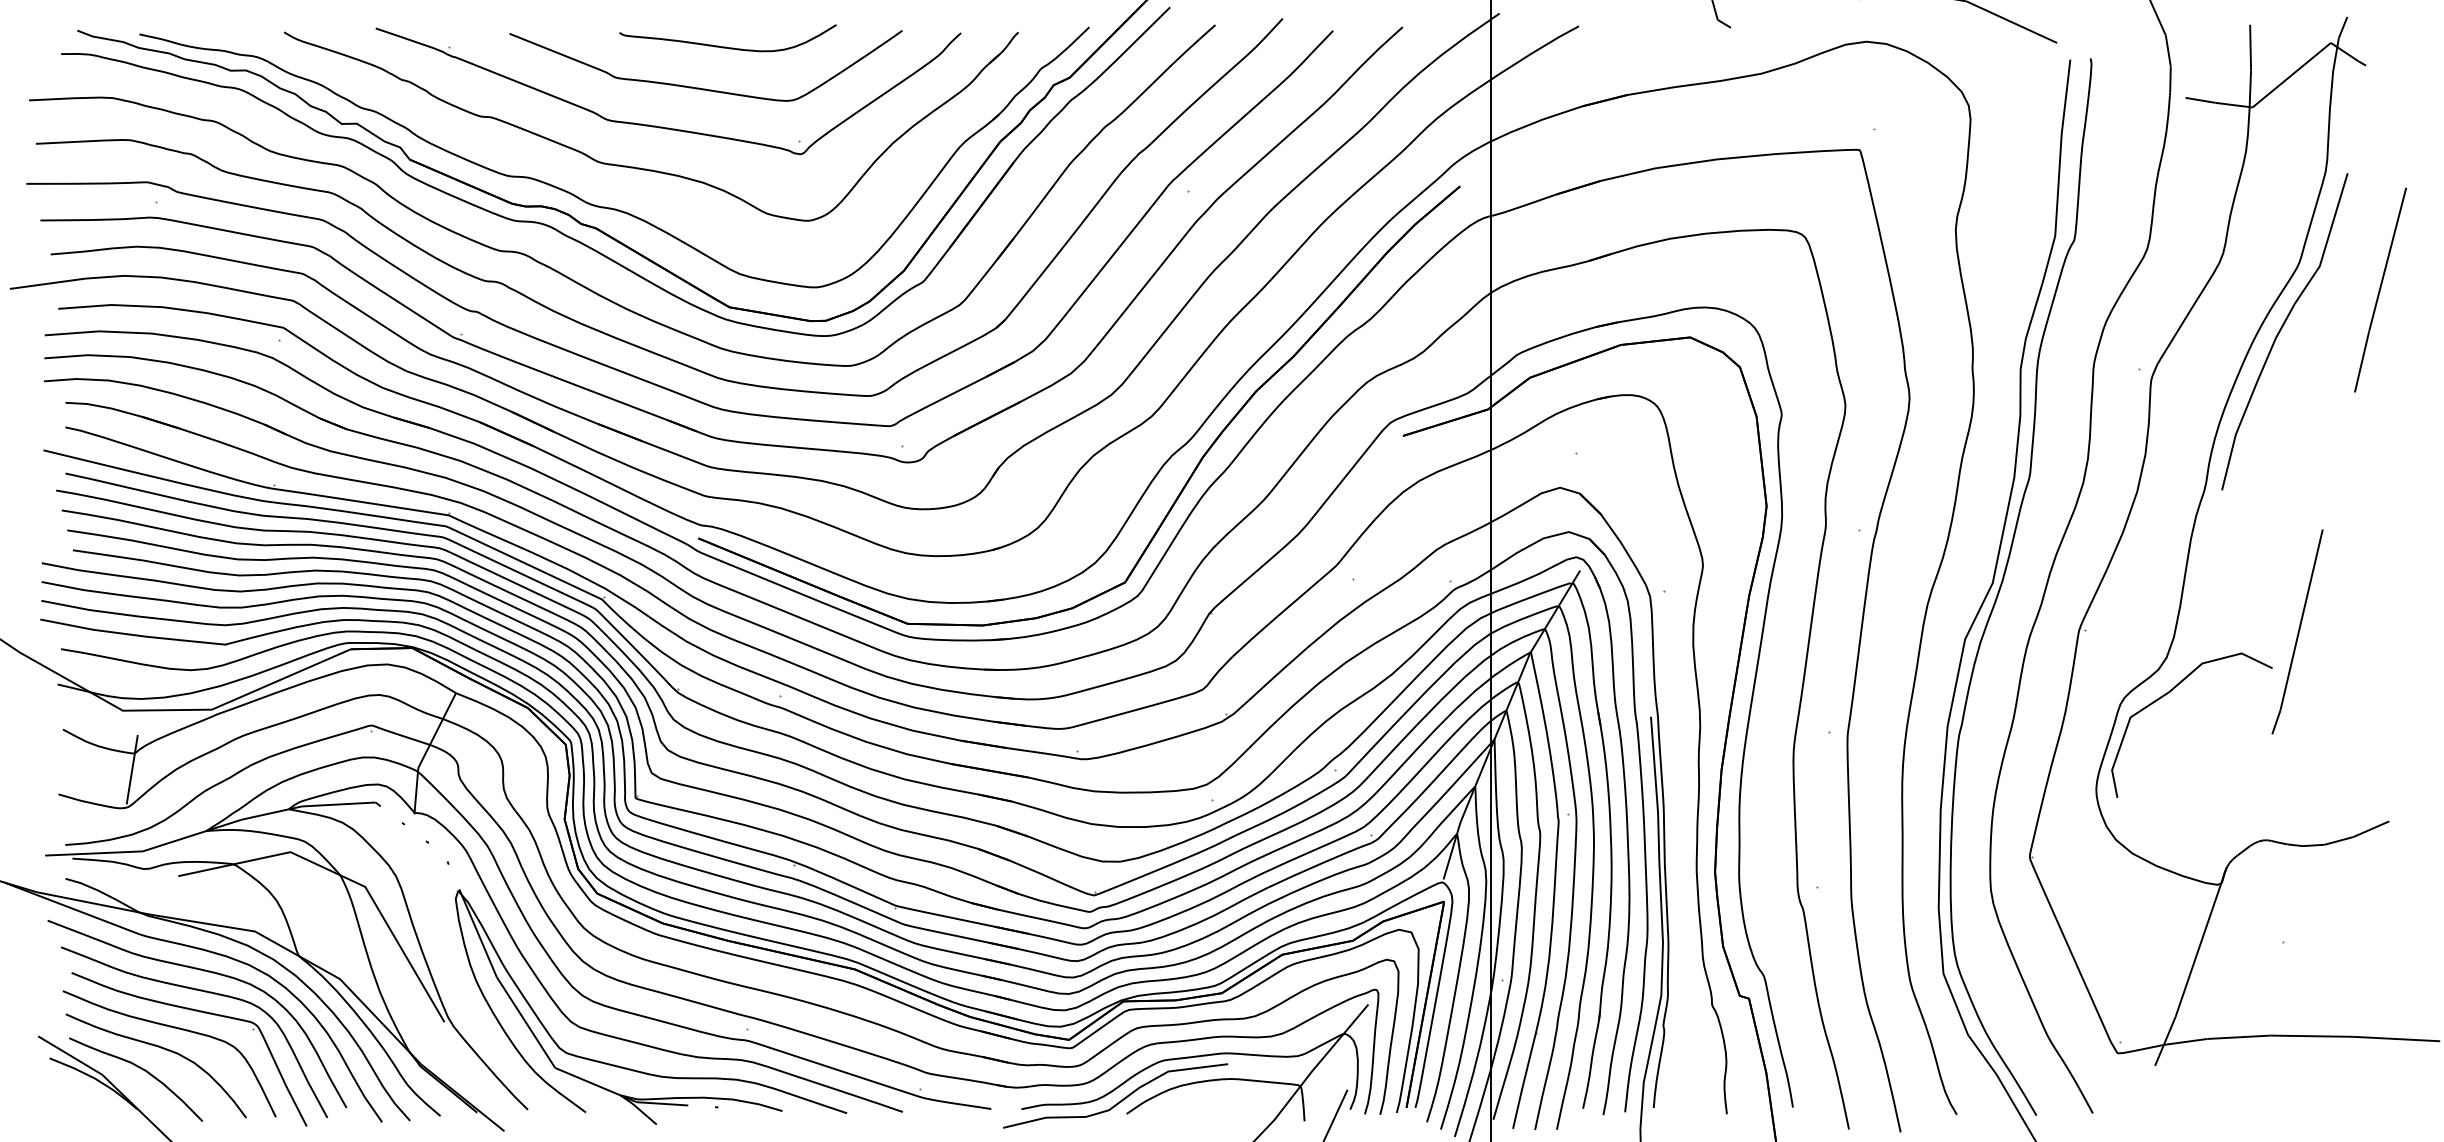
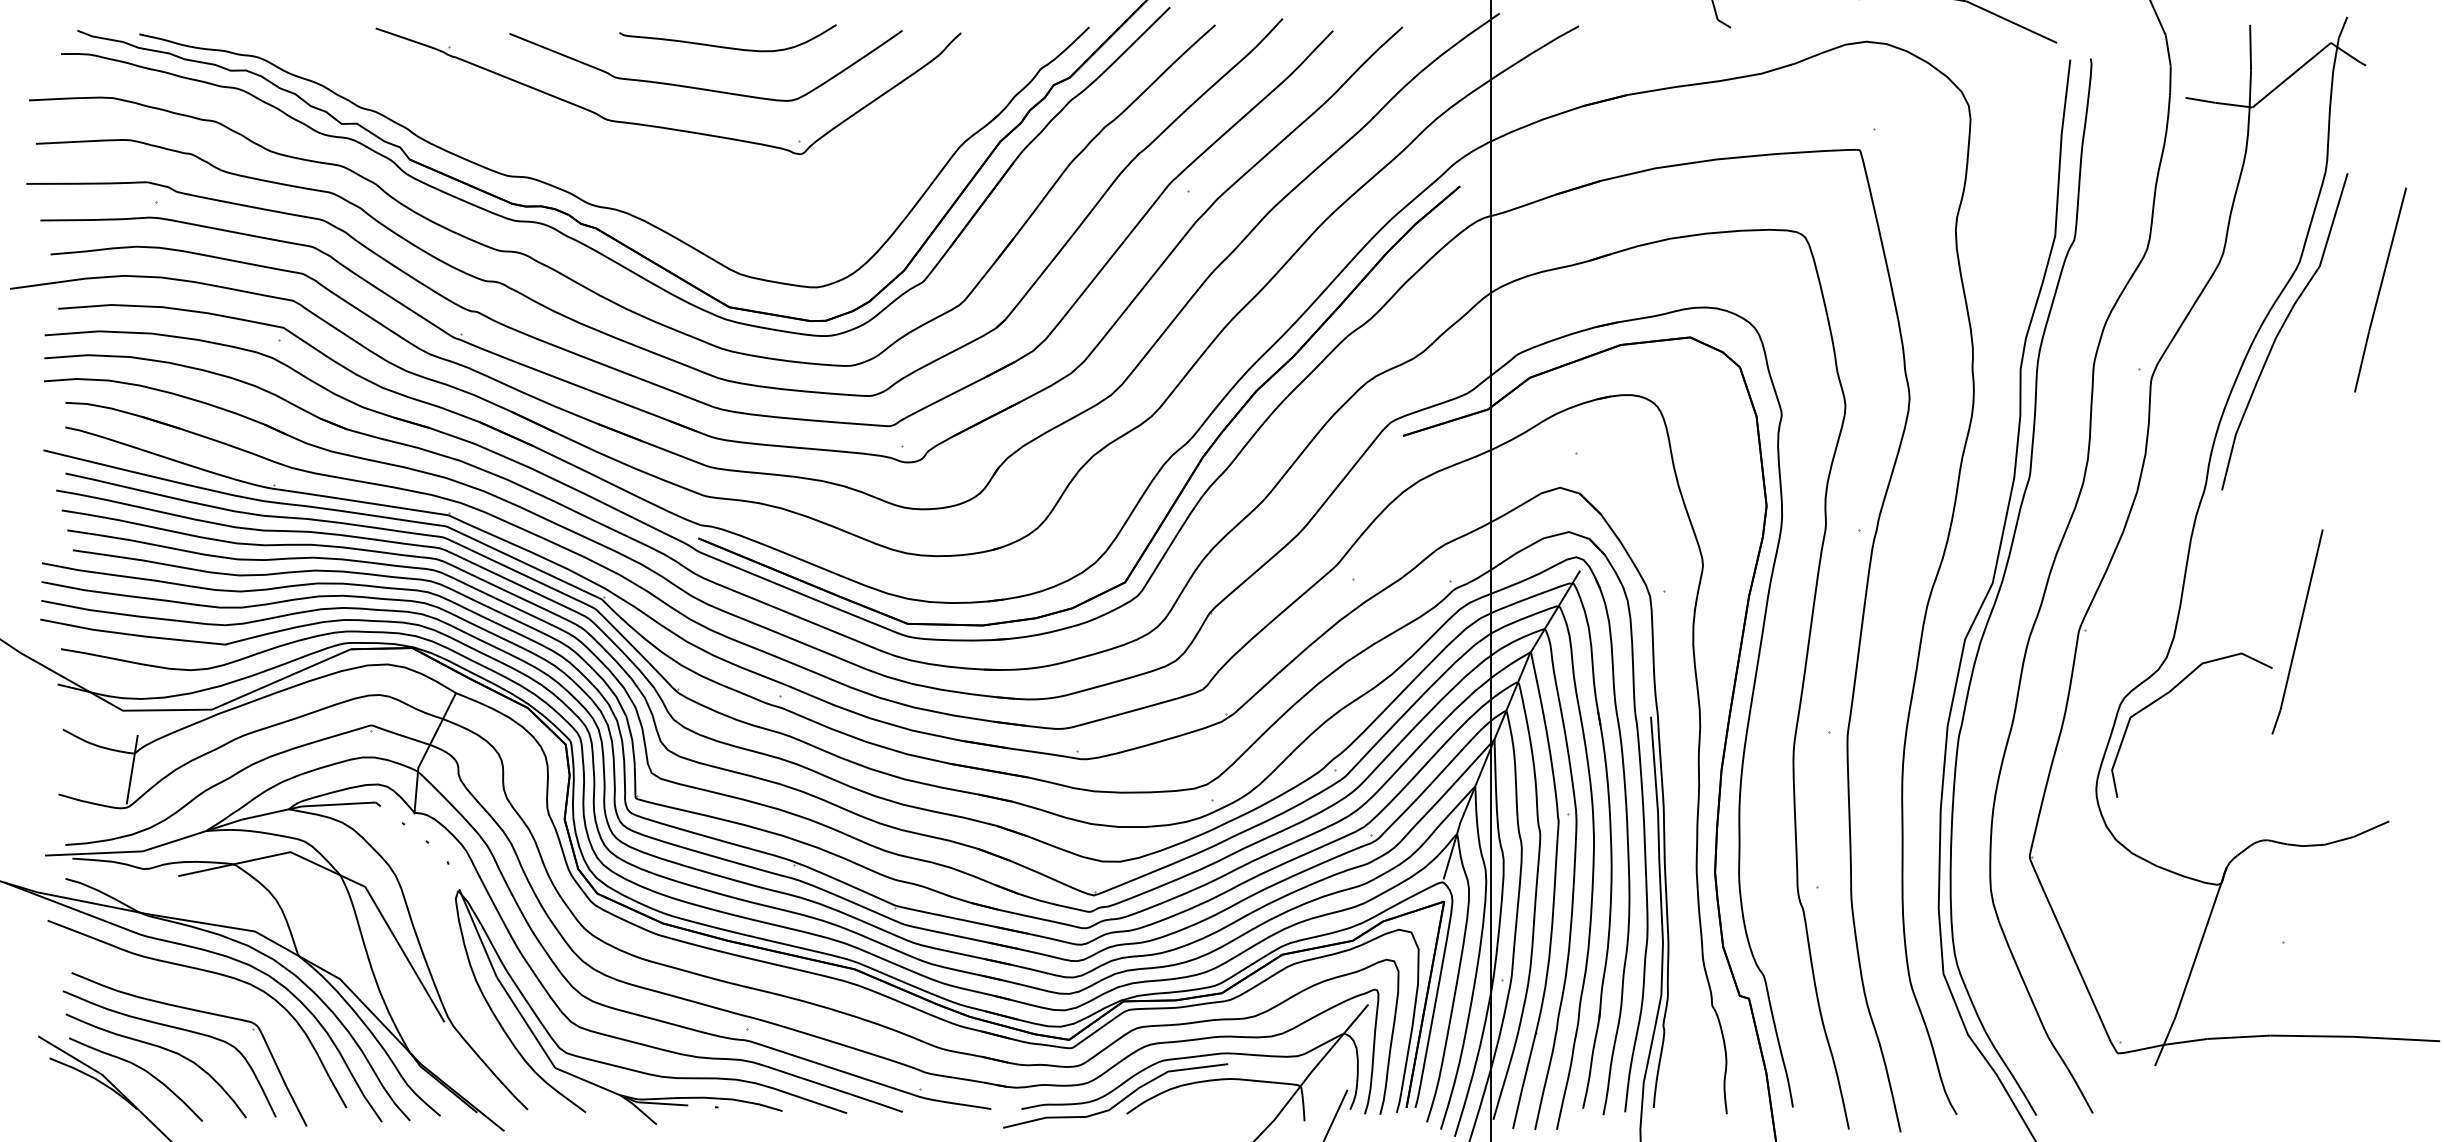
part: present -> none (646, 168)
curve: present -> none (204, 992)
